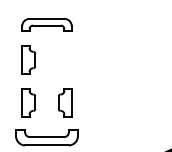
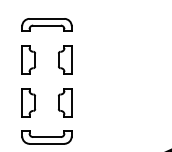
part: none -> present (65, 59)
part size: 64x18 px -> 52x15 px (46, 137)
